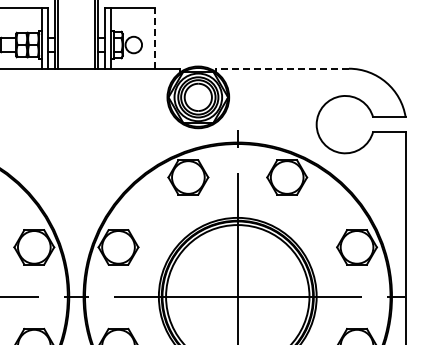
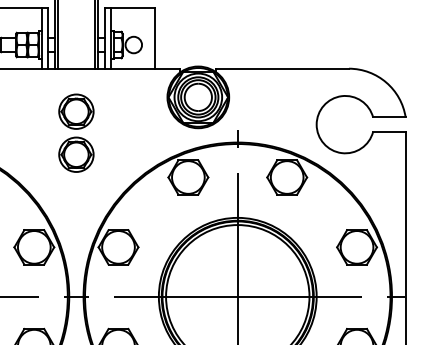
line: dashed -> solid (155, 37)
line: dashed -> solid (282, 68)
part: none -> present (76, 132)
